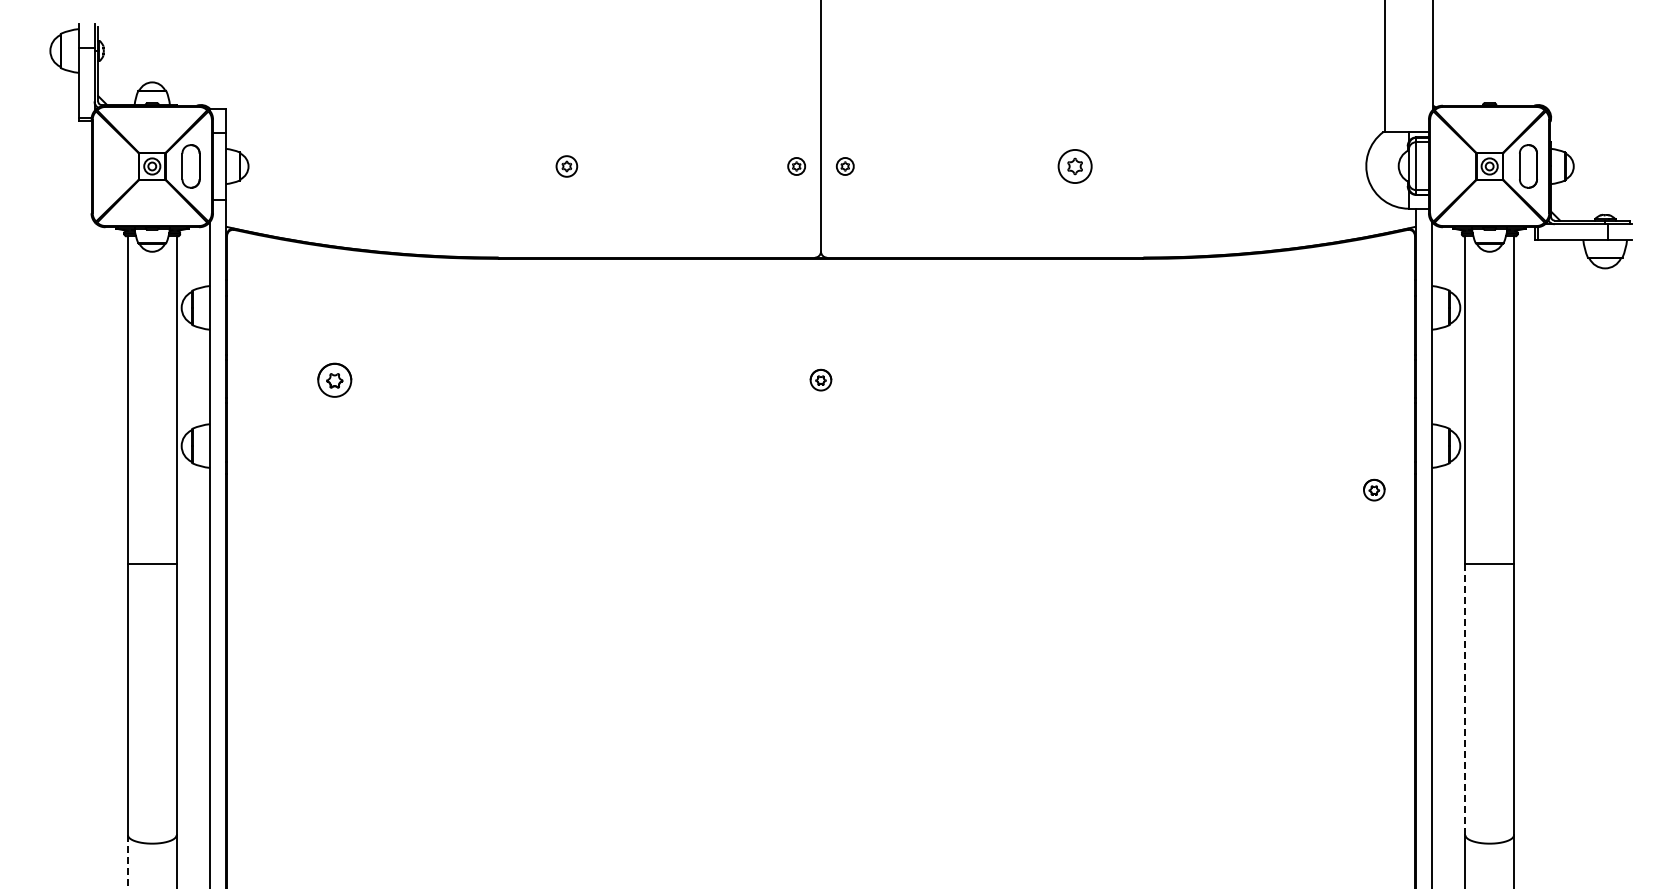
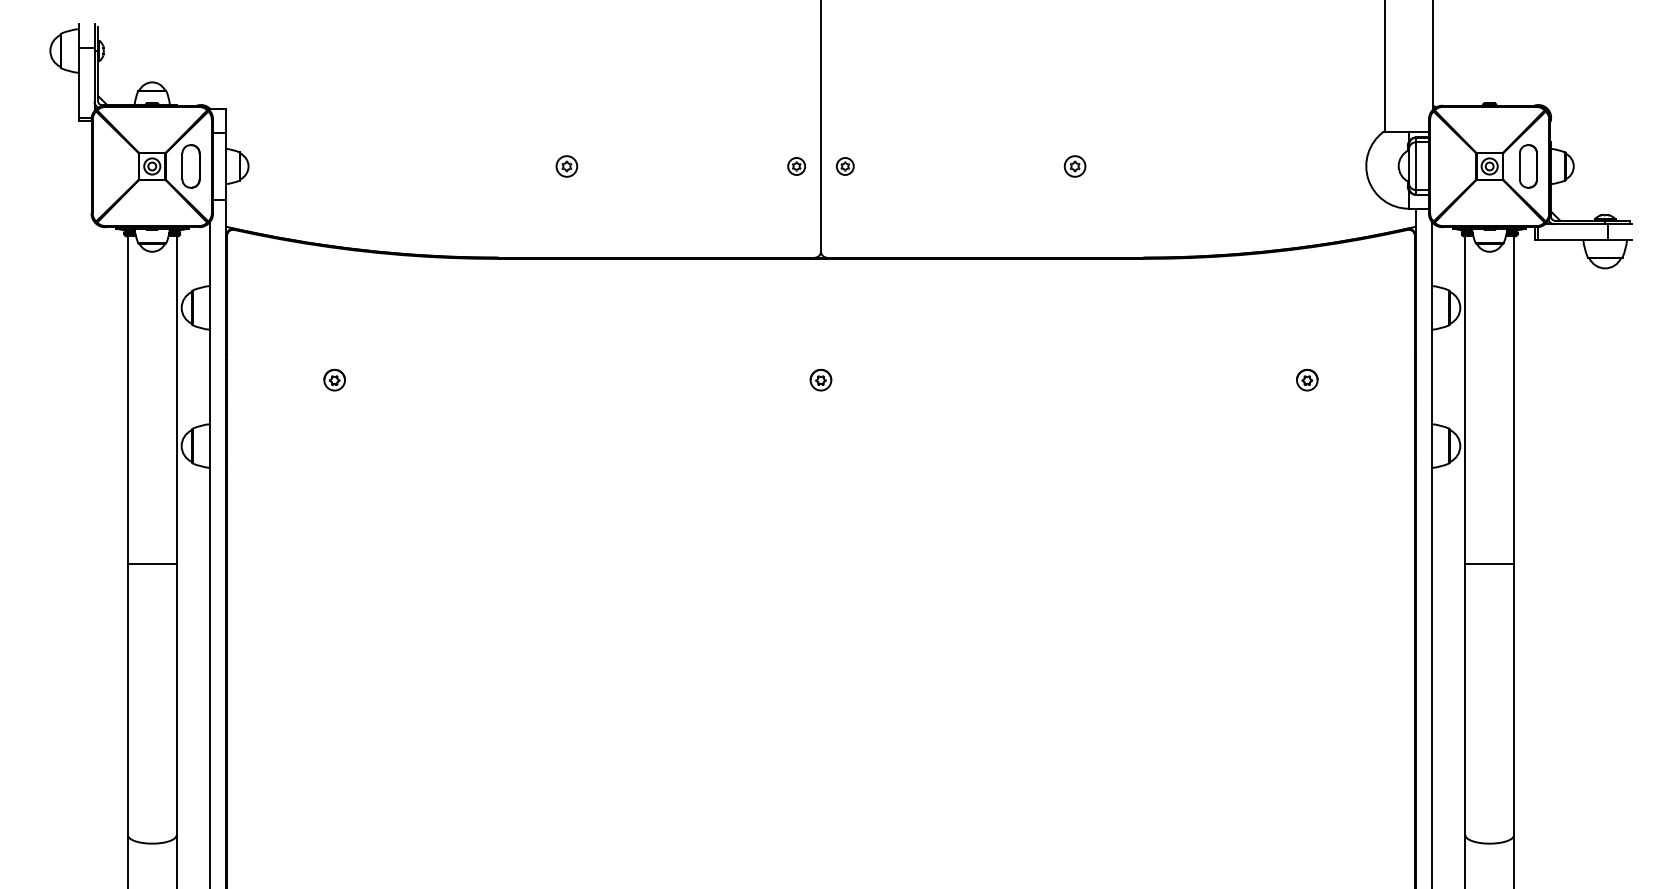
part size: 36x35 px -> 24x23 px (1074, 166)
part size: 36x36 px -> 23x24 px (334, 379)
part position: (1374, 489) -> (1307, 379) (1307, 379)
line: dashed -> solid (1465, 700)
line: dashed -> solid (127, 862)
